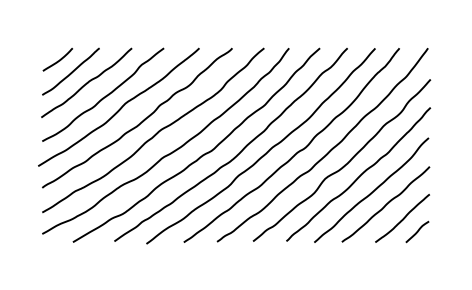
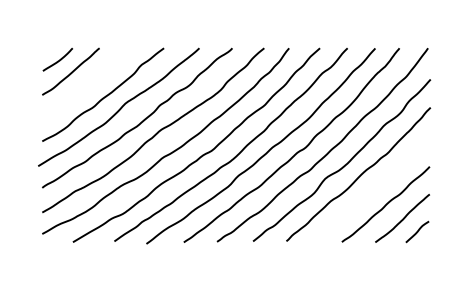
curve: present -> none (86, 82)
curve: present -> none (371, 191)
